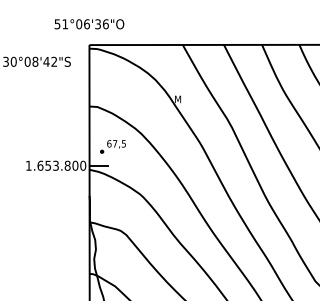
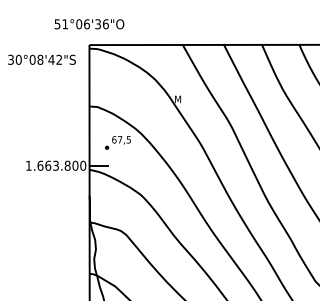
text position: (36, 61) -> (41, 59) (41, 59)
part position: (112, 146) -> (117, 142) (117, 142)
text: 1.653.800 -> 1.663.800 (48, 165)
